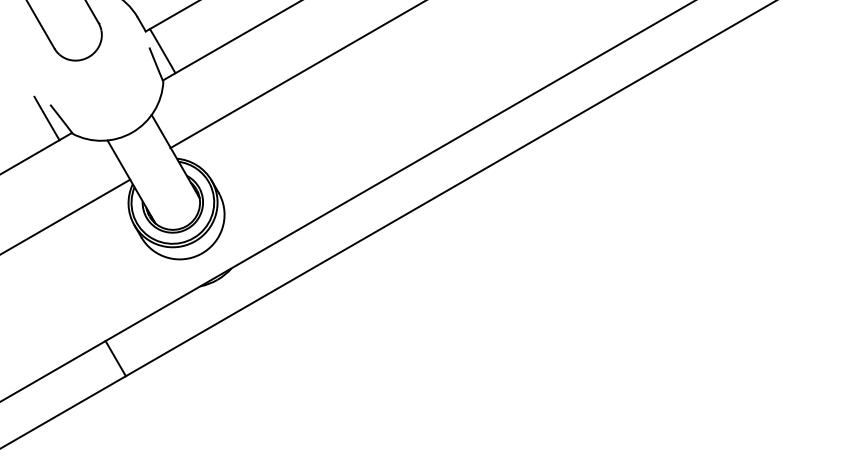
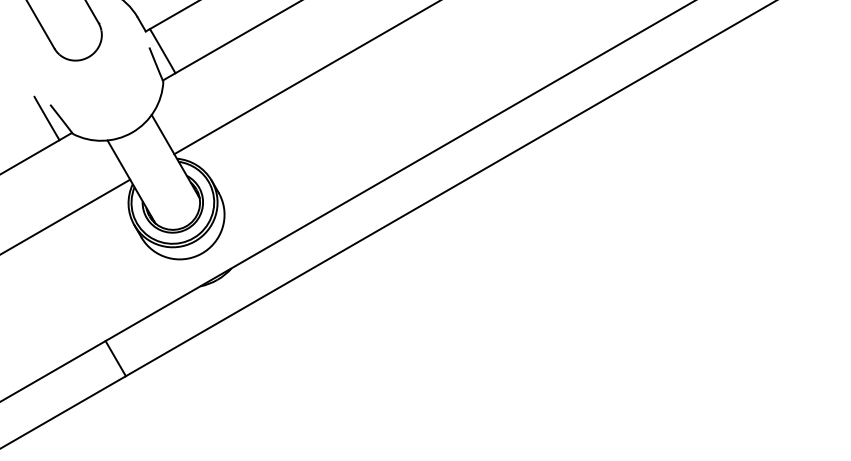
line position: (296, 75) -> (305, 78) (305, 78)
